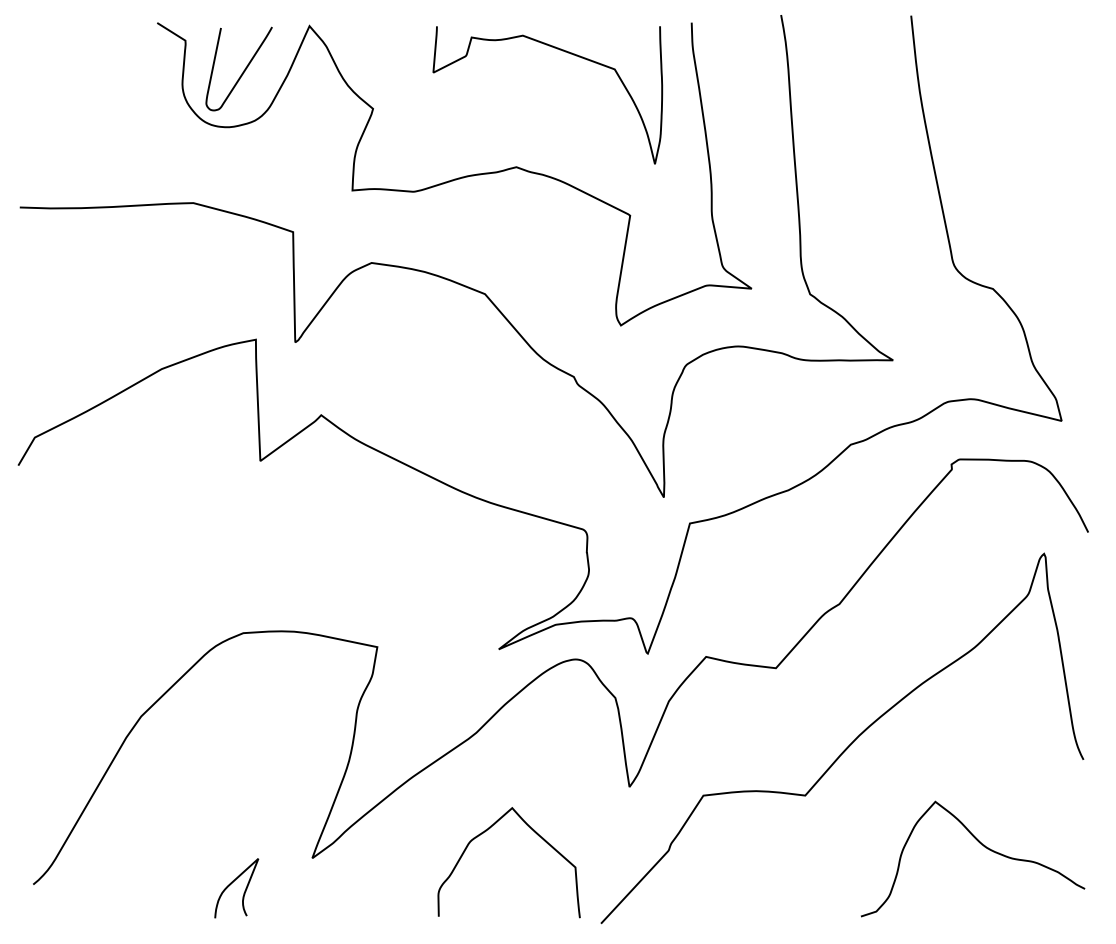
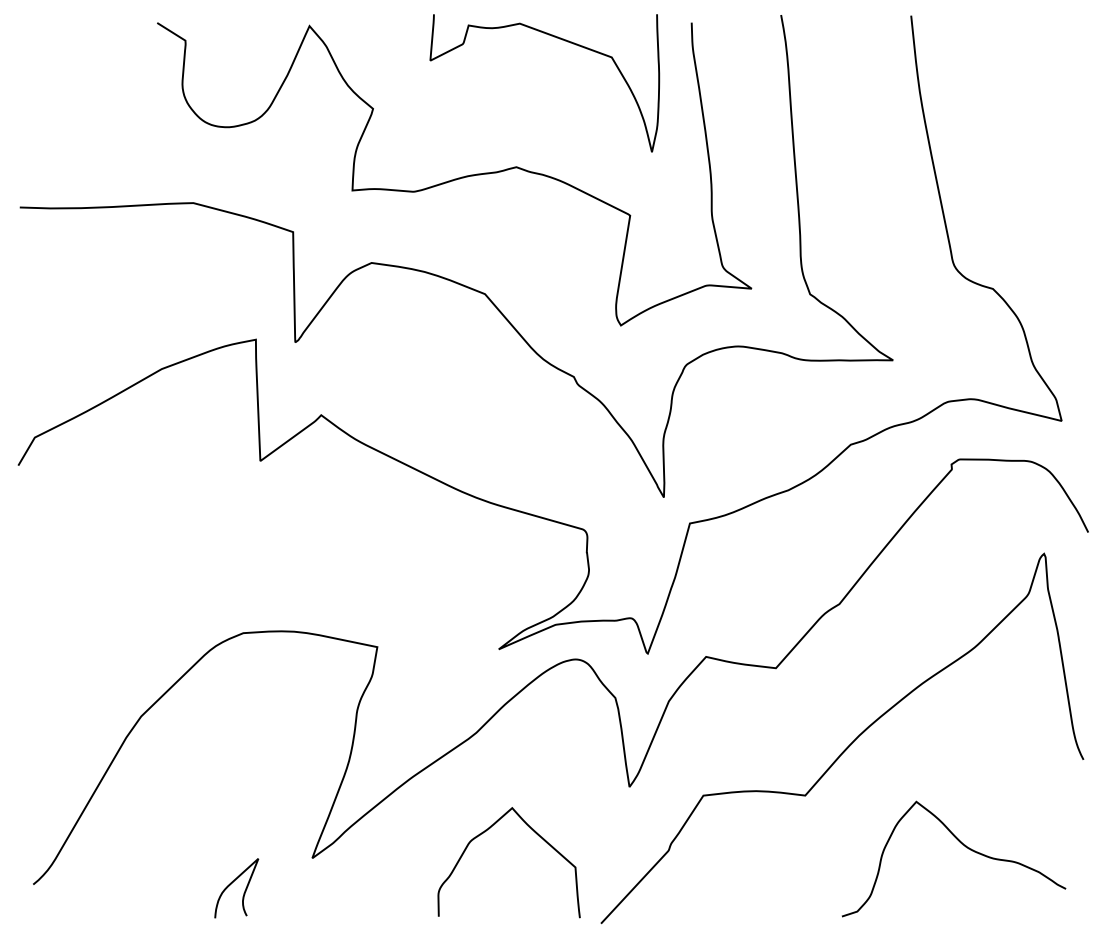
curve position: (562, 51) -> (559, 39) (559, 39)
curve: present -> none (243, 70)
curve position: (984, 847) -> (965, 847) (965, 847)
